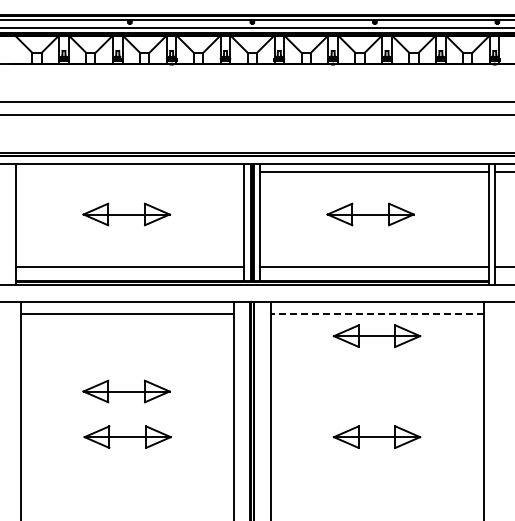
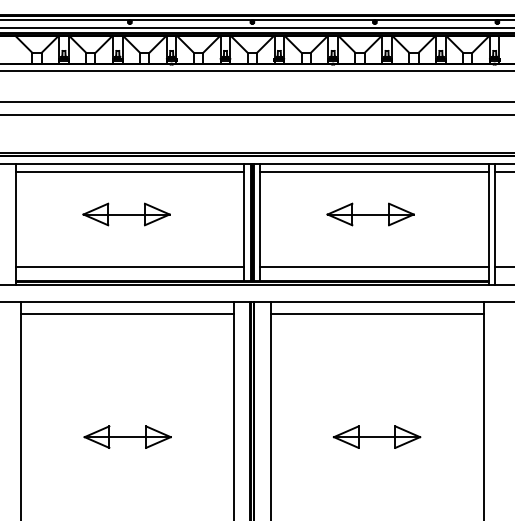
line: none -> present (256, 71)
line: none -> present (130, 171)
line: dashed -> solid (377, 313)
part: present -> none (376, 335)
part: present -> none (126, 391)
